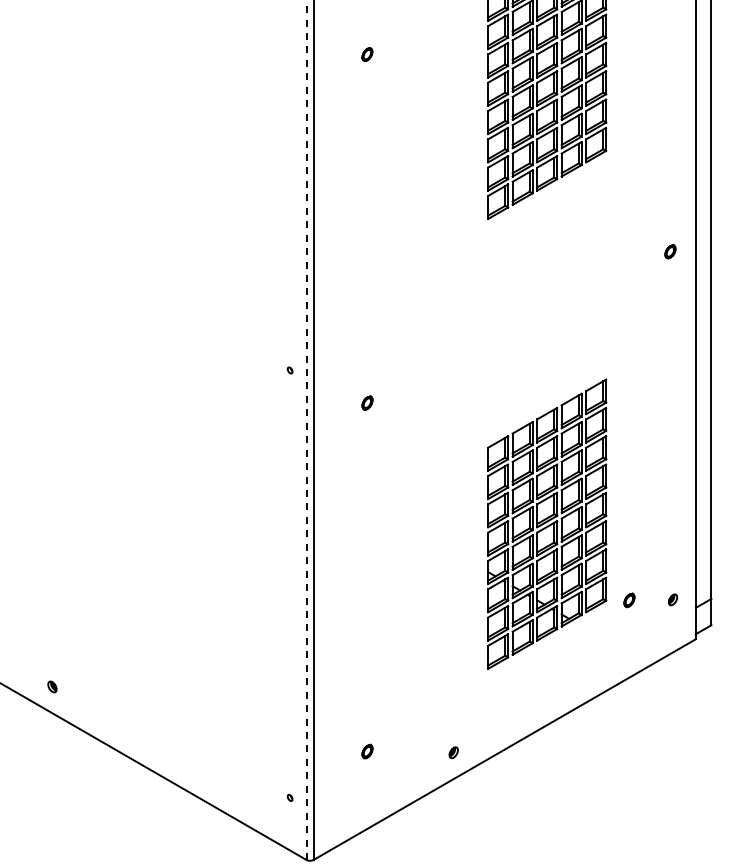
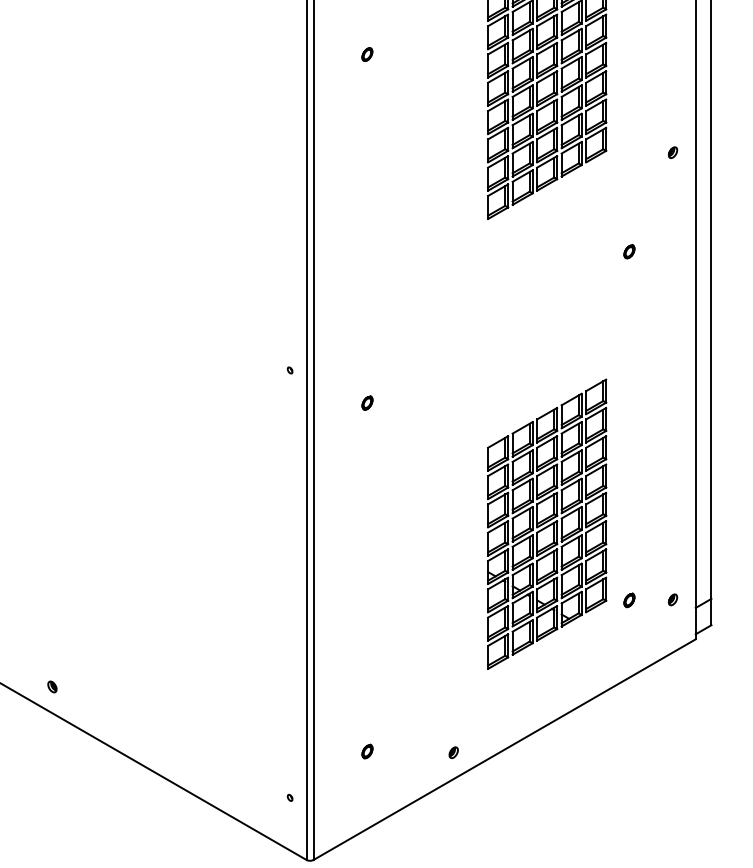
part: none -> present (673, 152)
part position: (670, 251) -> (629, 251) (629, 251)
line: dashed -> solid (306, 430)
